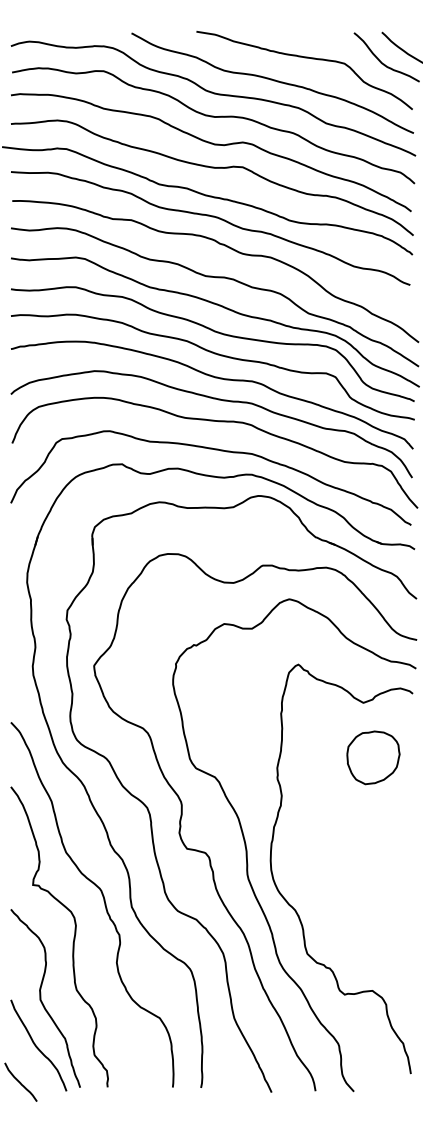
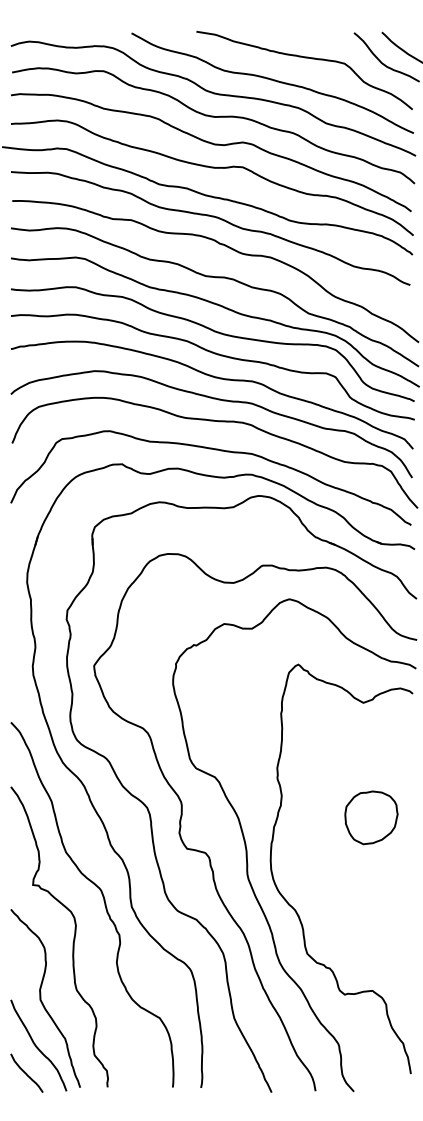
part position: (373, 757) -> (371, 817) (371, 817)
curve position: (20, 1081) -> (26, 1072) (26, 1072)
